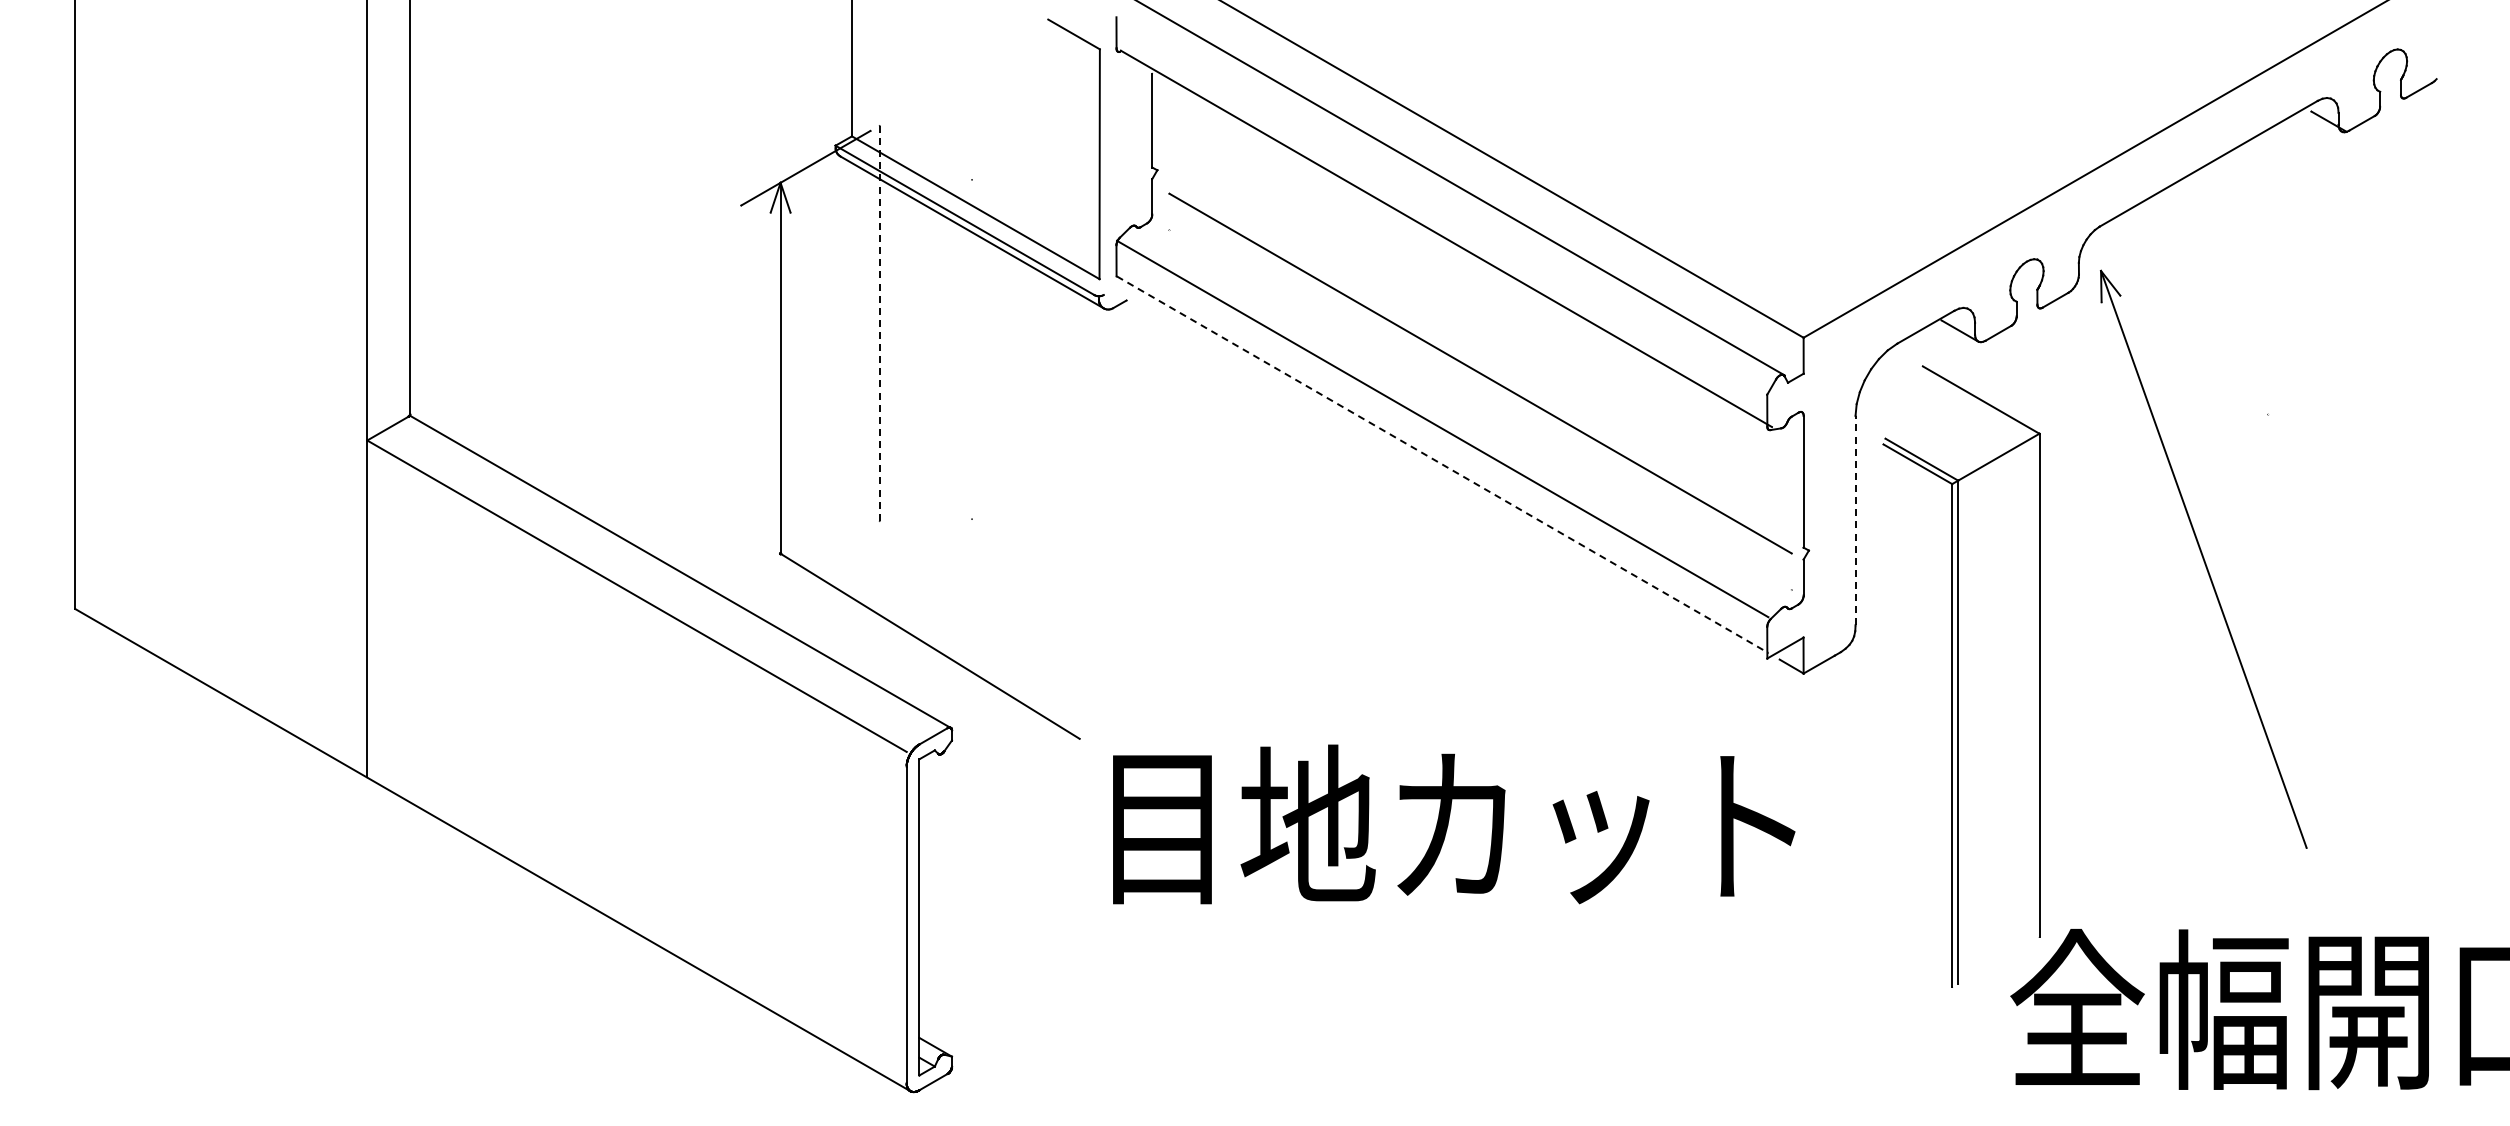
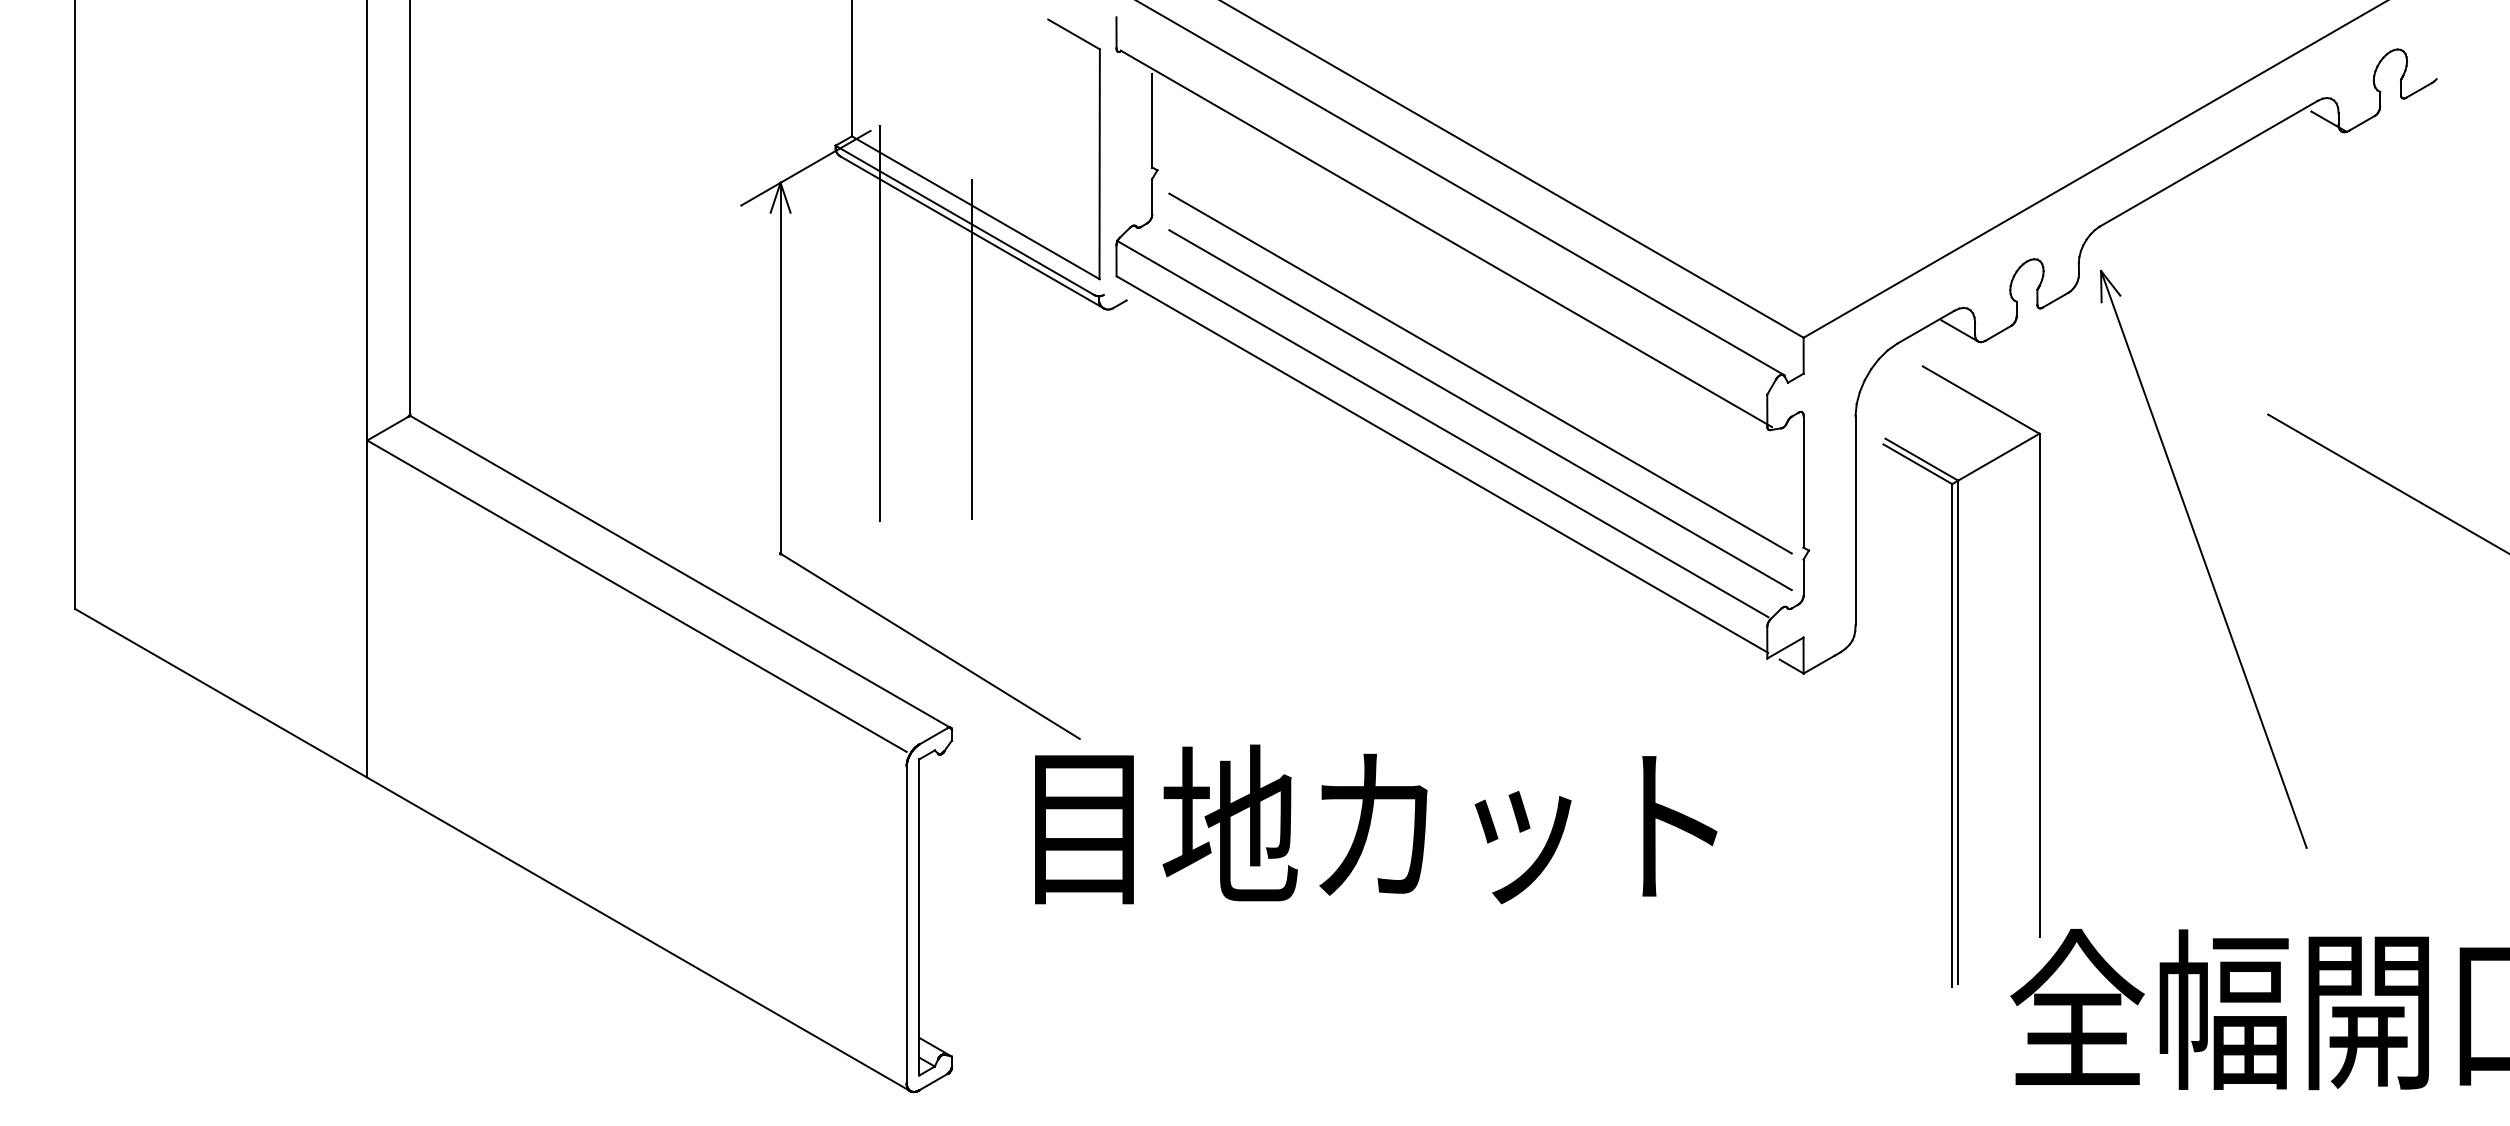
line: dashed -> solid (879, 323)
line: none -> present (972, 349)
line: none -> present (1480, 410)
line: dashed -> solid (1442, 464)
line: none -> present (2387, 483)
line: dashed -> solid (1855, 520)
text position: (1454, 824) -> (1376, 824) (1376, 824)
